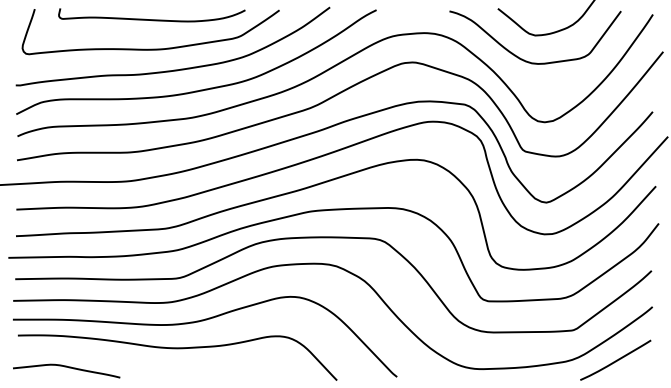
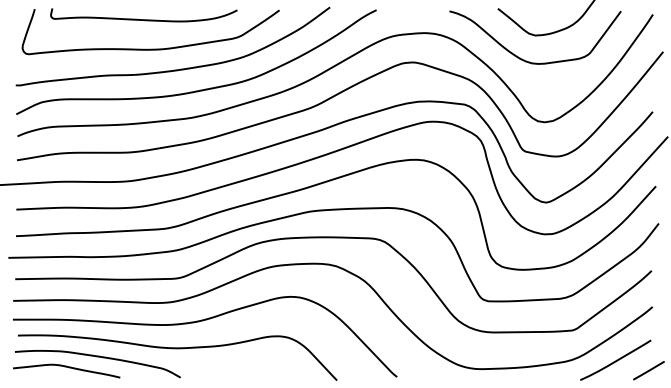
curve position: (151, 19) -> (143, 19) (143, 19)
curve: none -> present (97, 357)
line: none -> present (648, 370)
